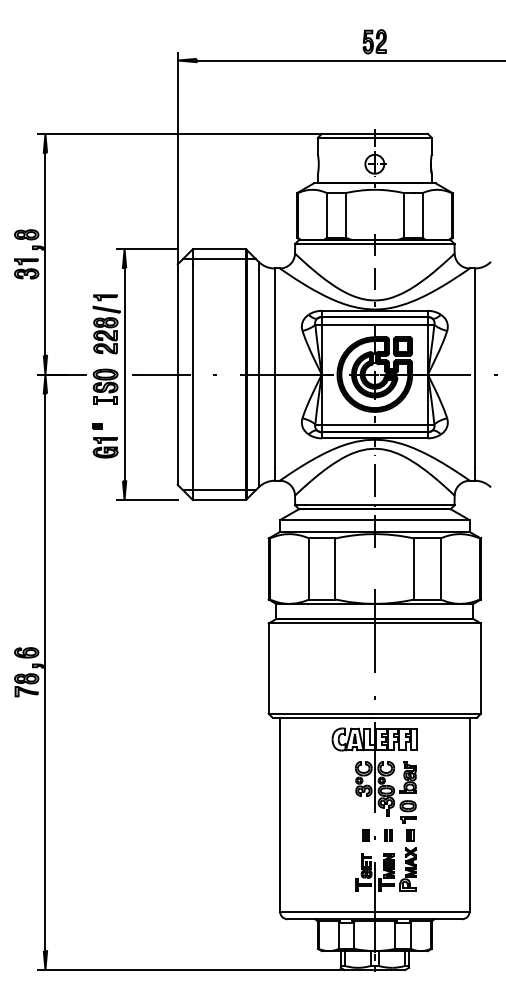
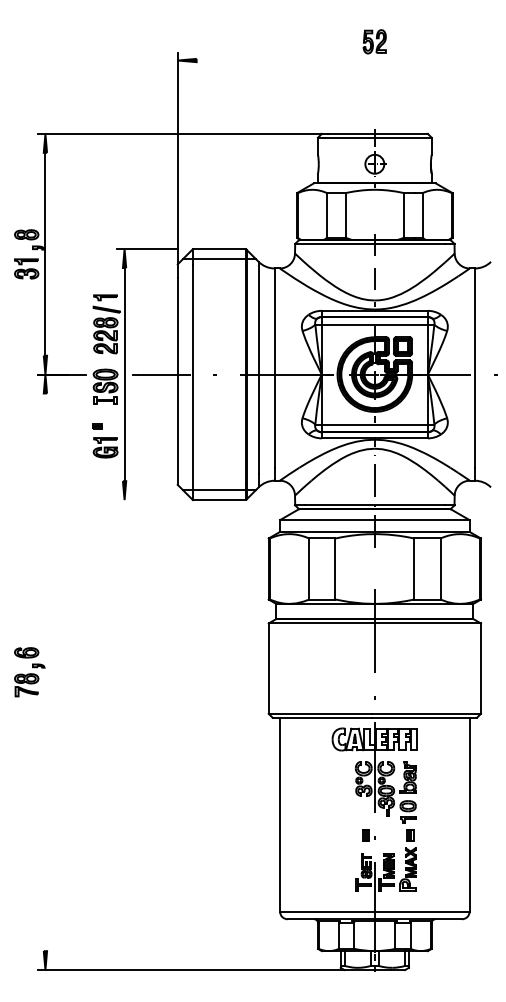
line: present -> none (348, 60)
line: present -> none (147, 500)
line: present -> none (45, 672)
part: present -> none (388, 835)
